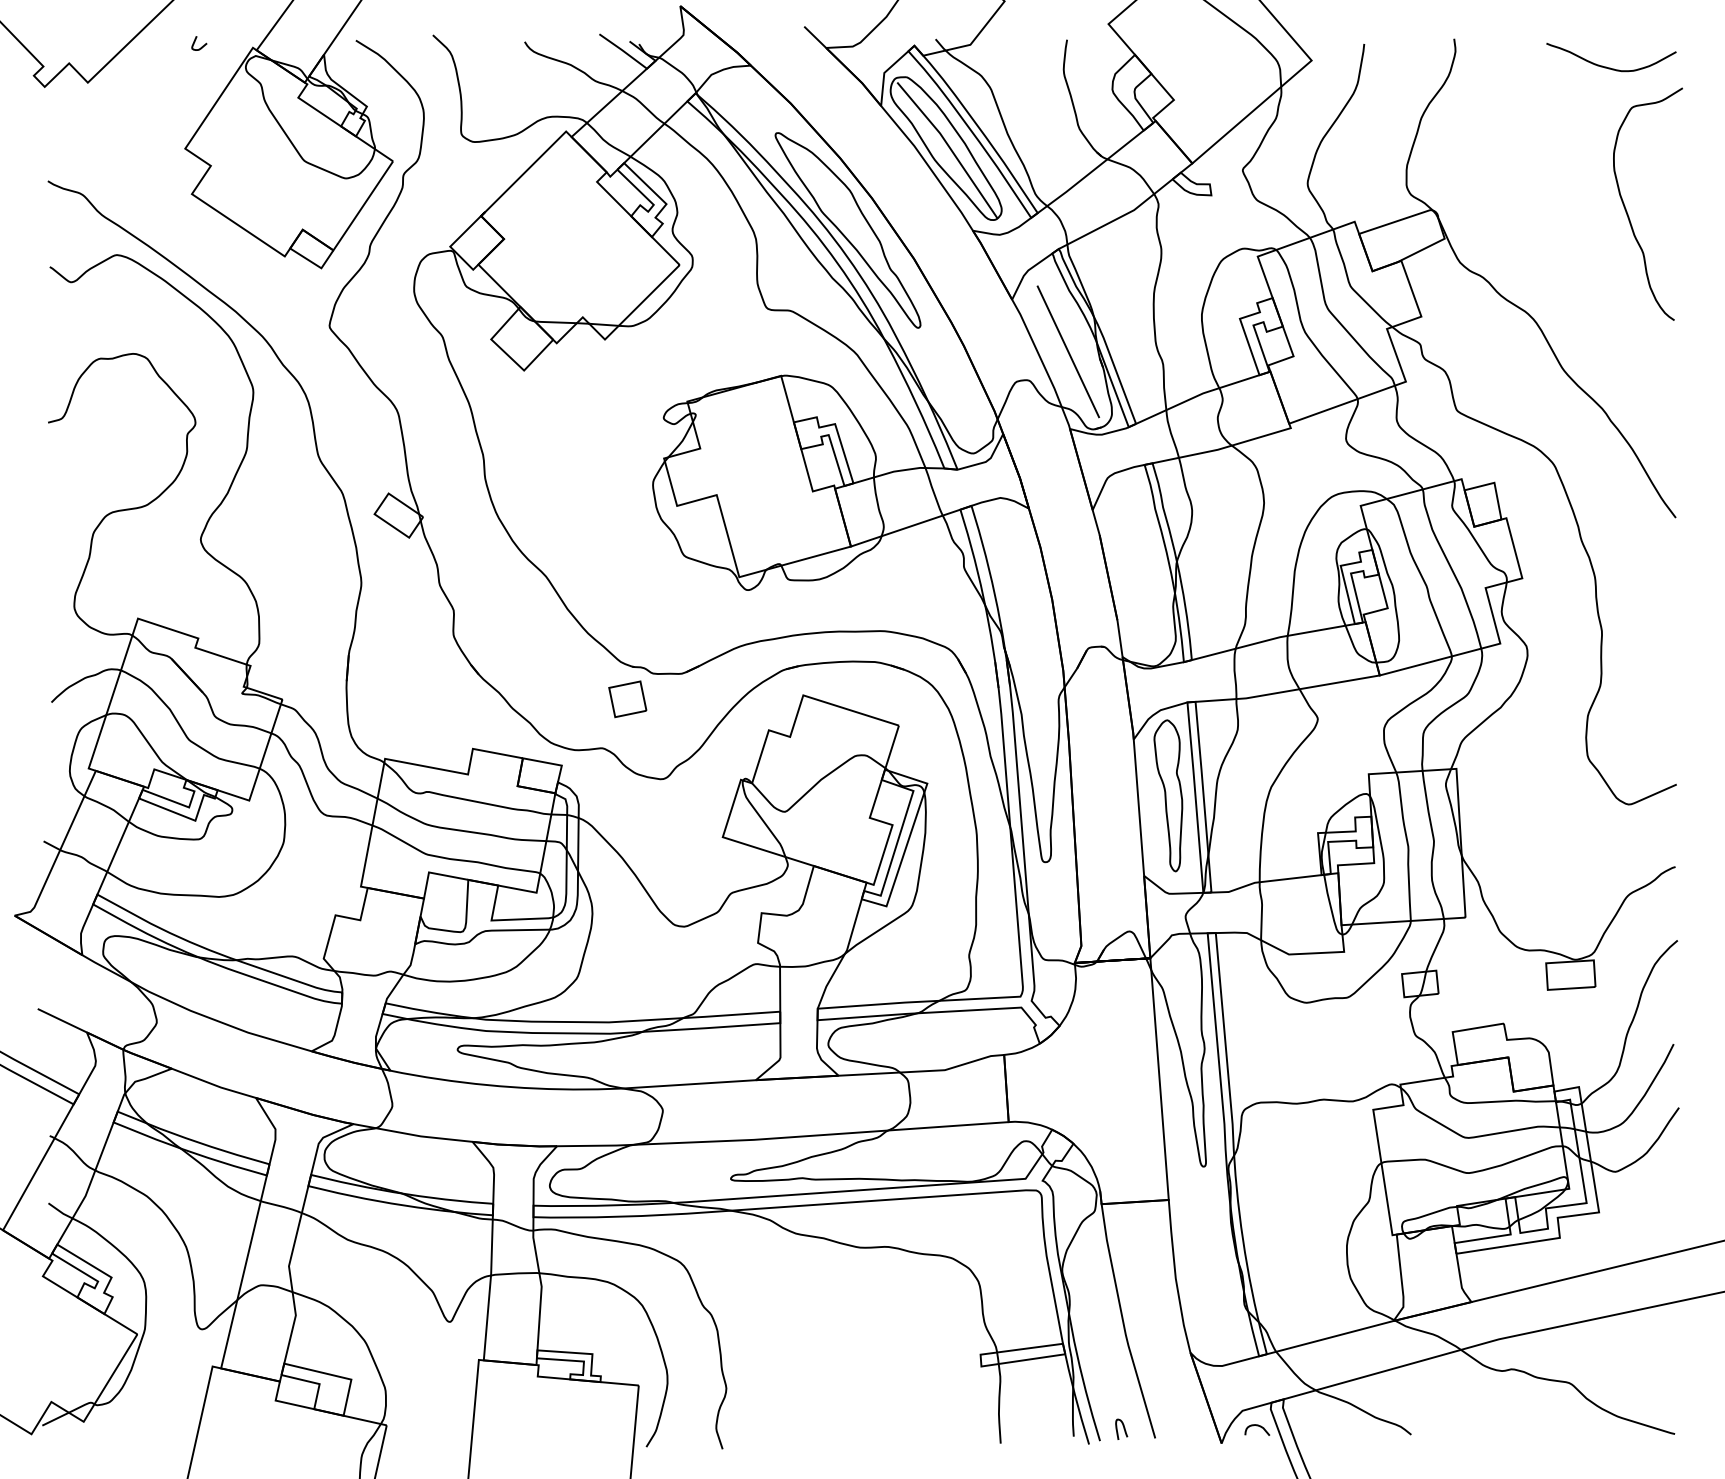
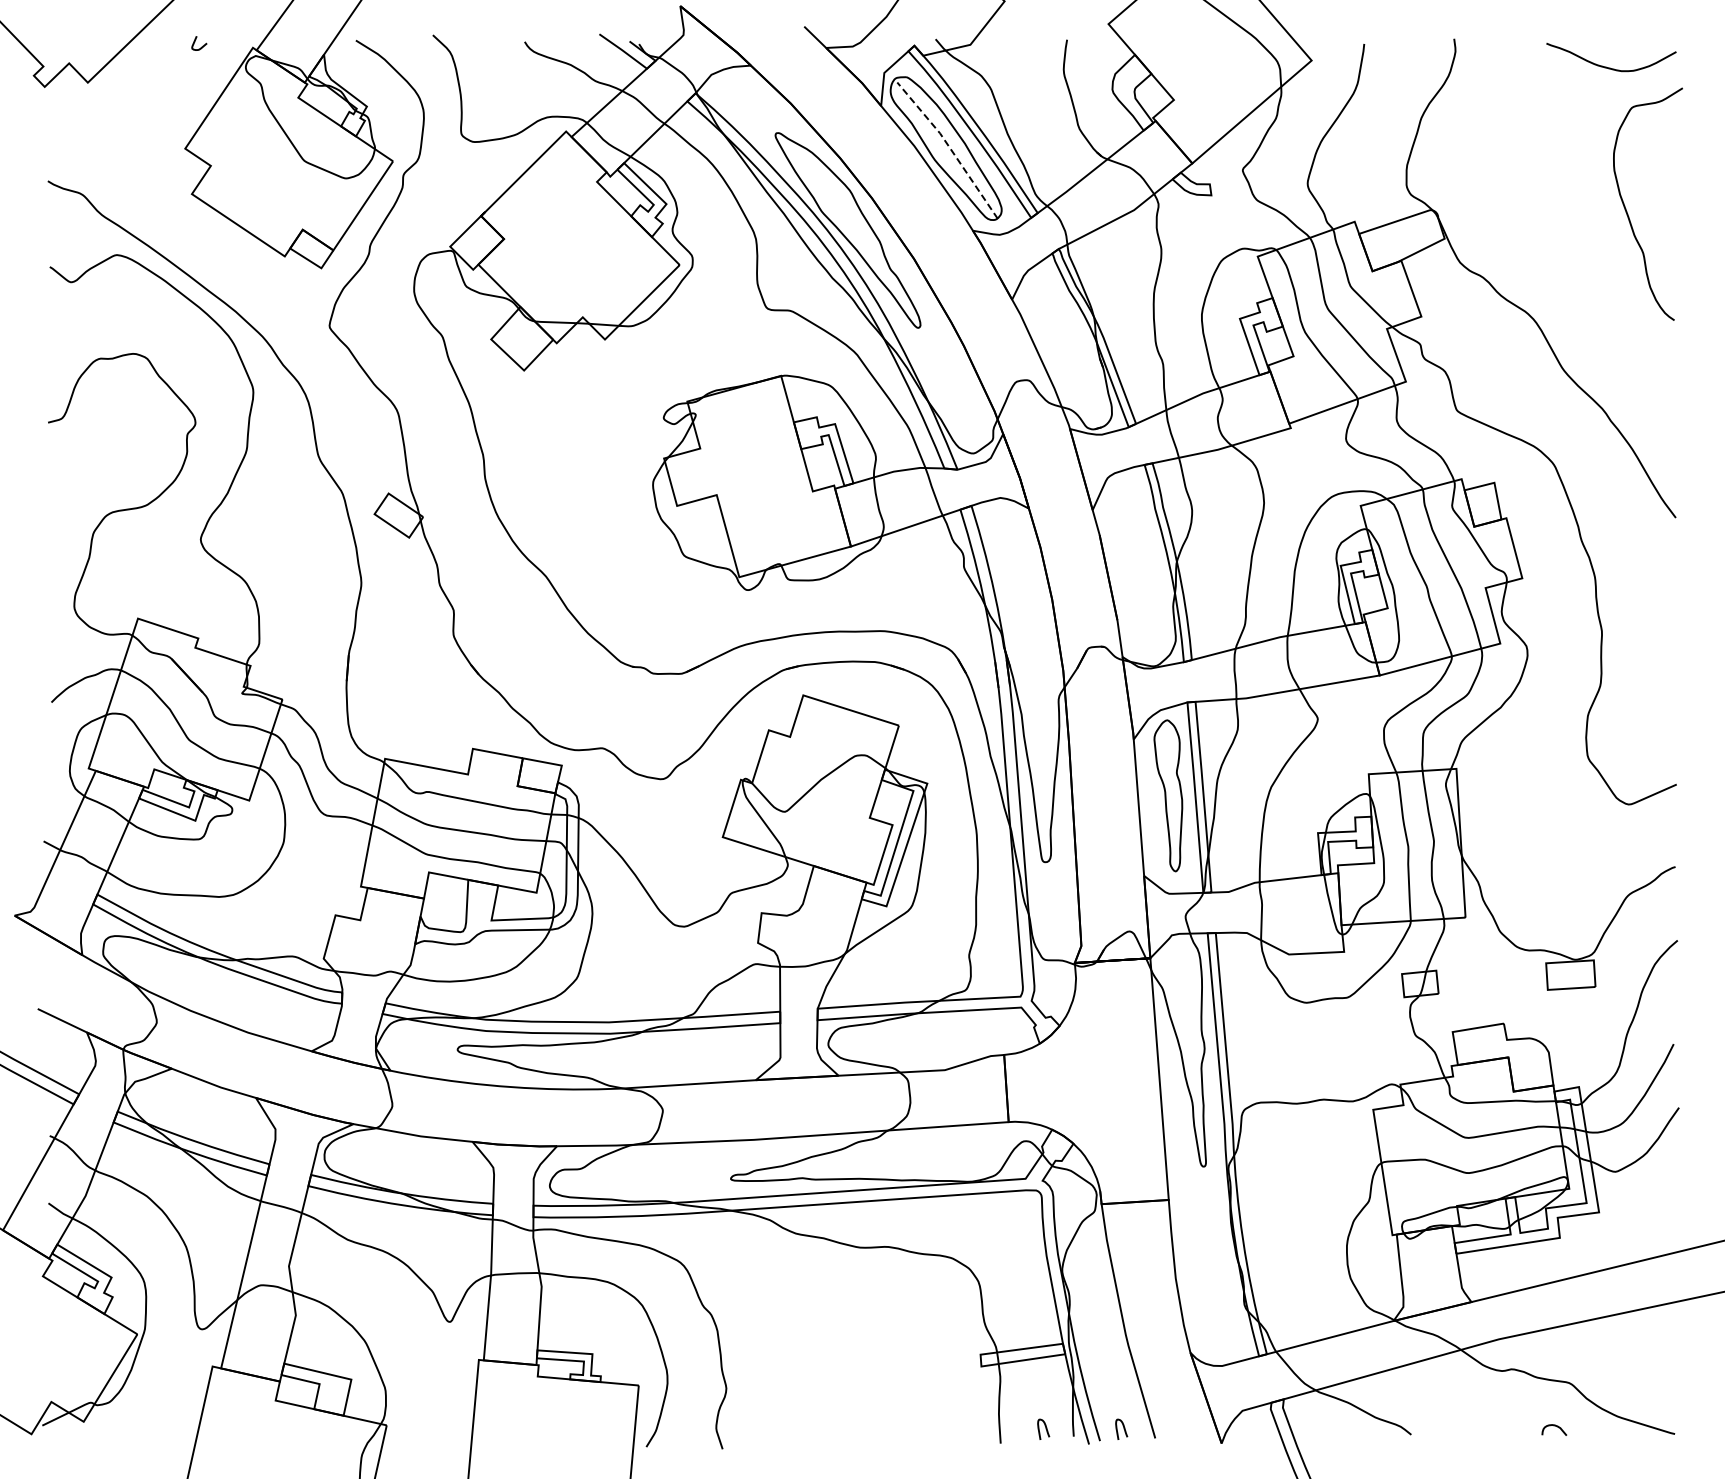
line: solid -> dashed (950, 148)
line: present -> none (1068, 351)
part: present -> none (627, 699)
curve position: (1257, 1426) -> (1554, 1426) (1554, 1426)
curve: none -> present (1045, 1428)
